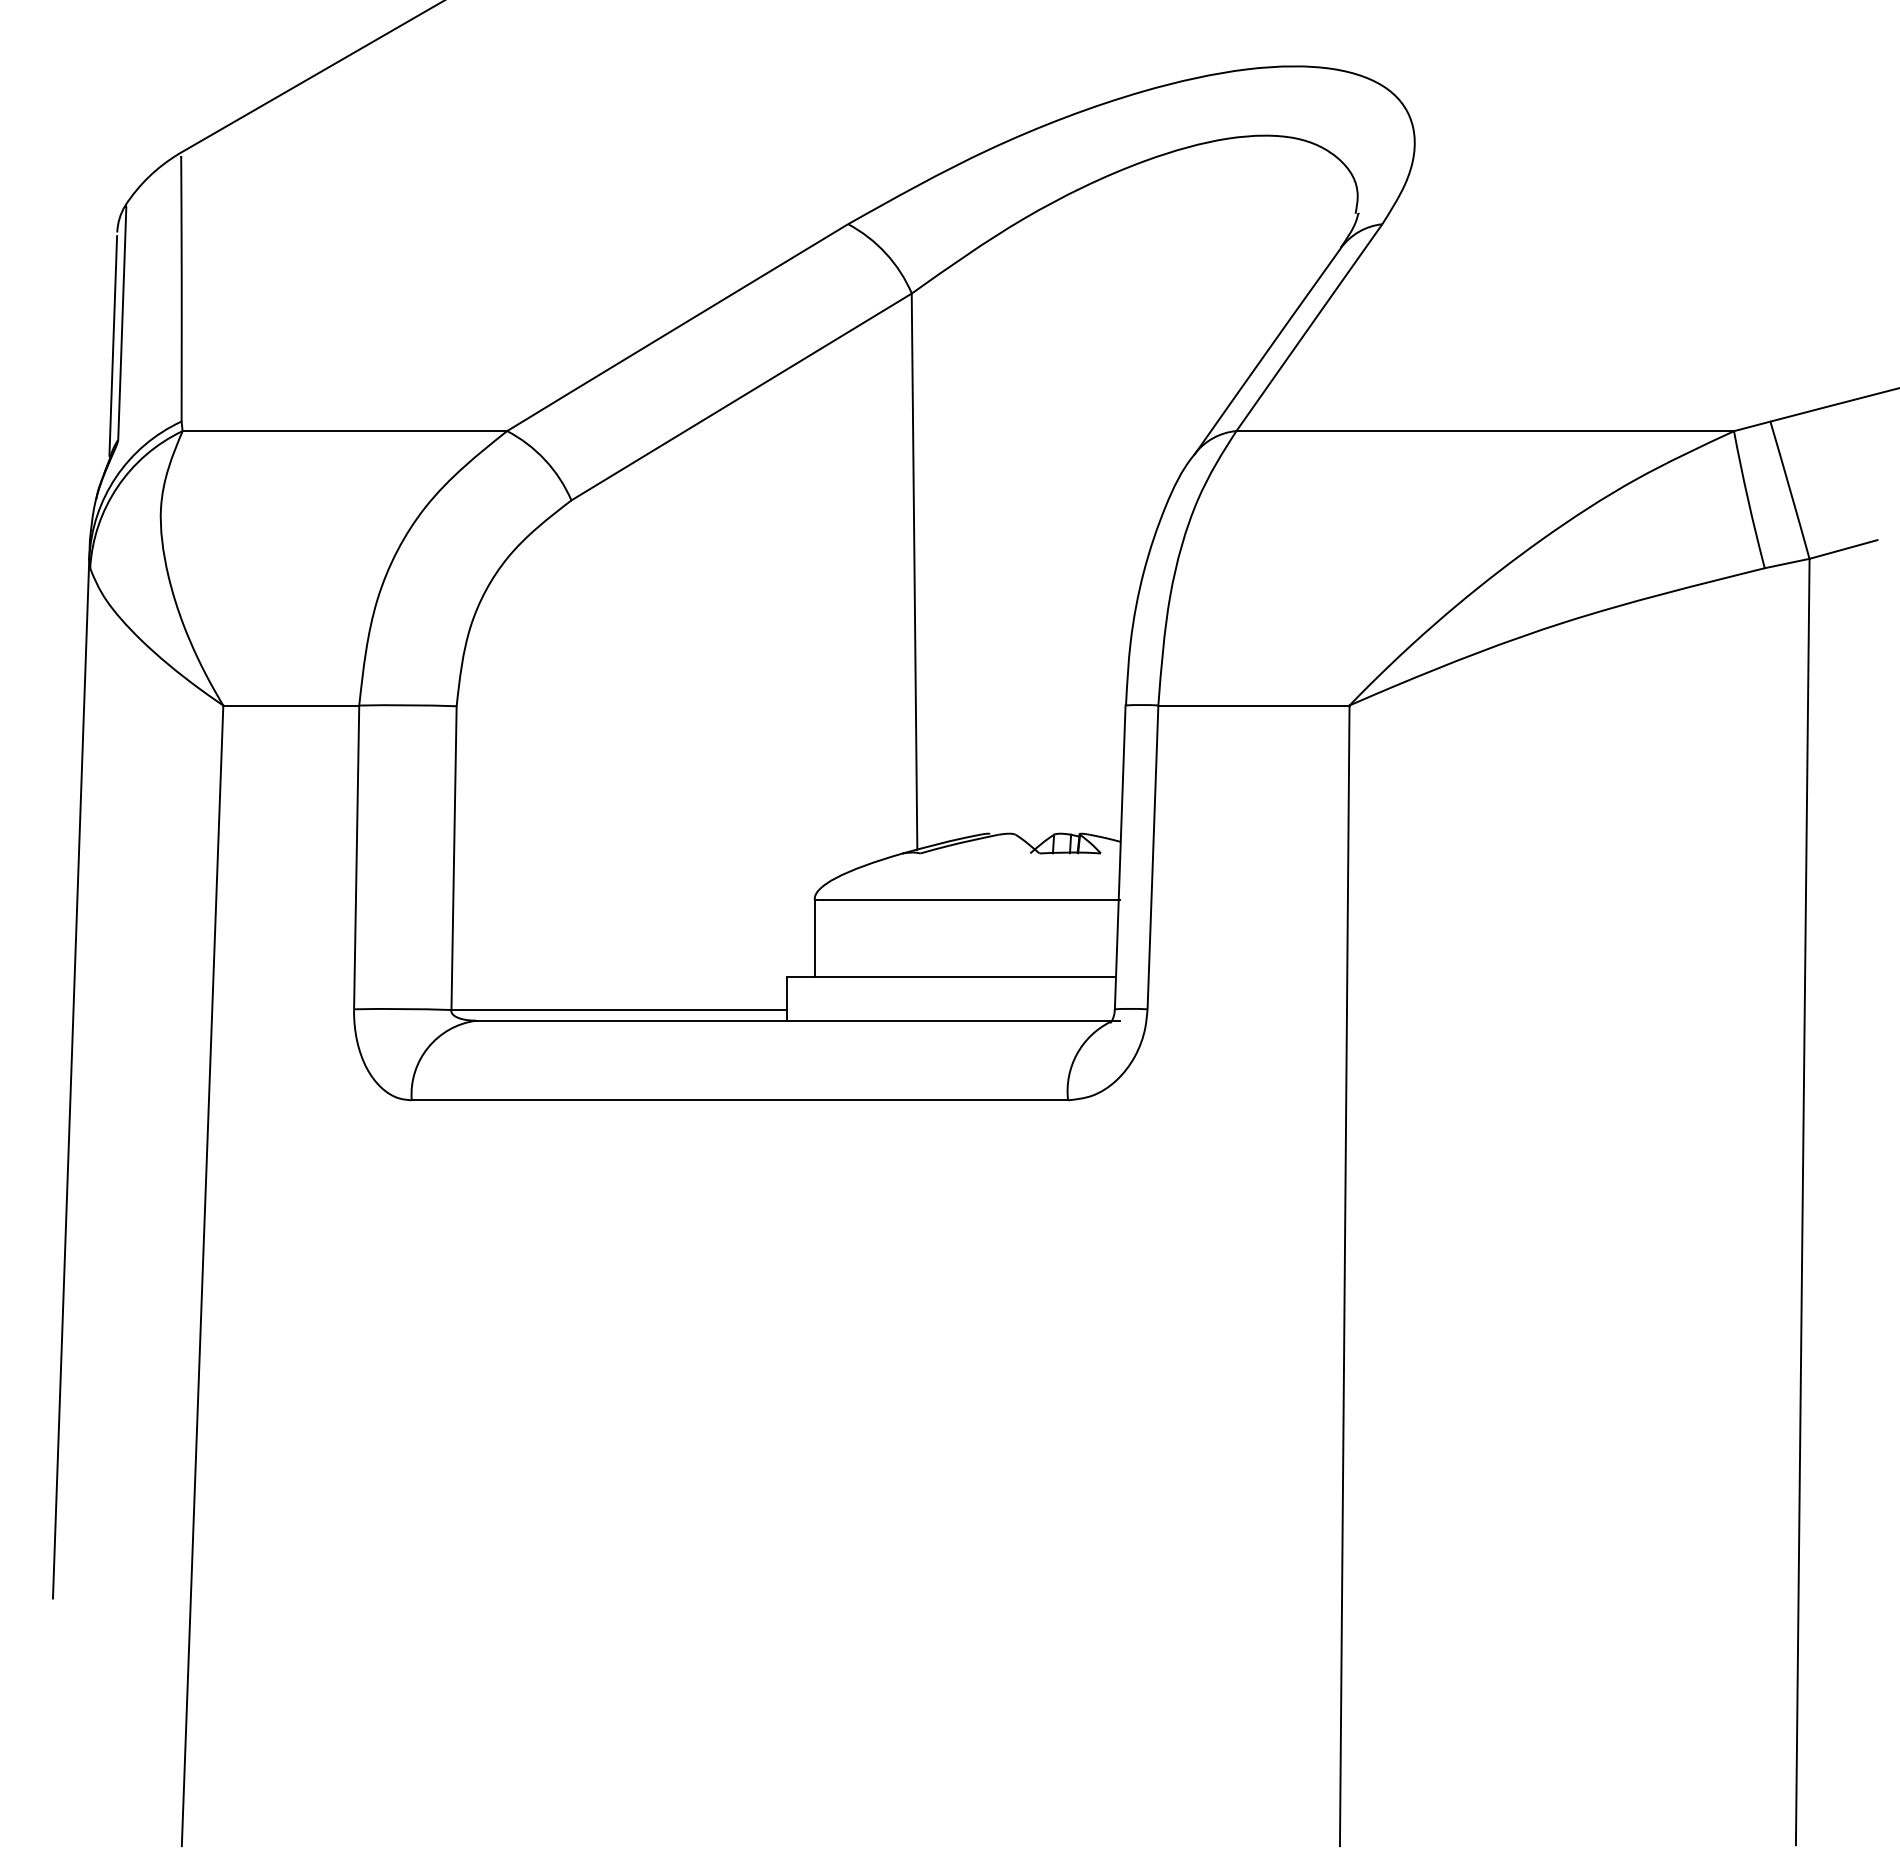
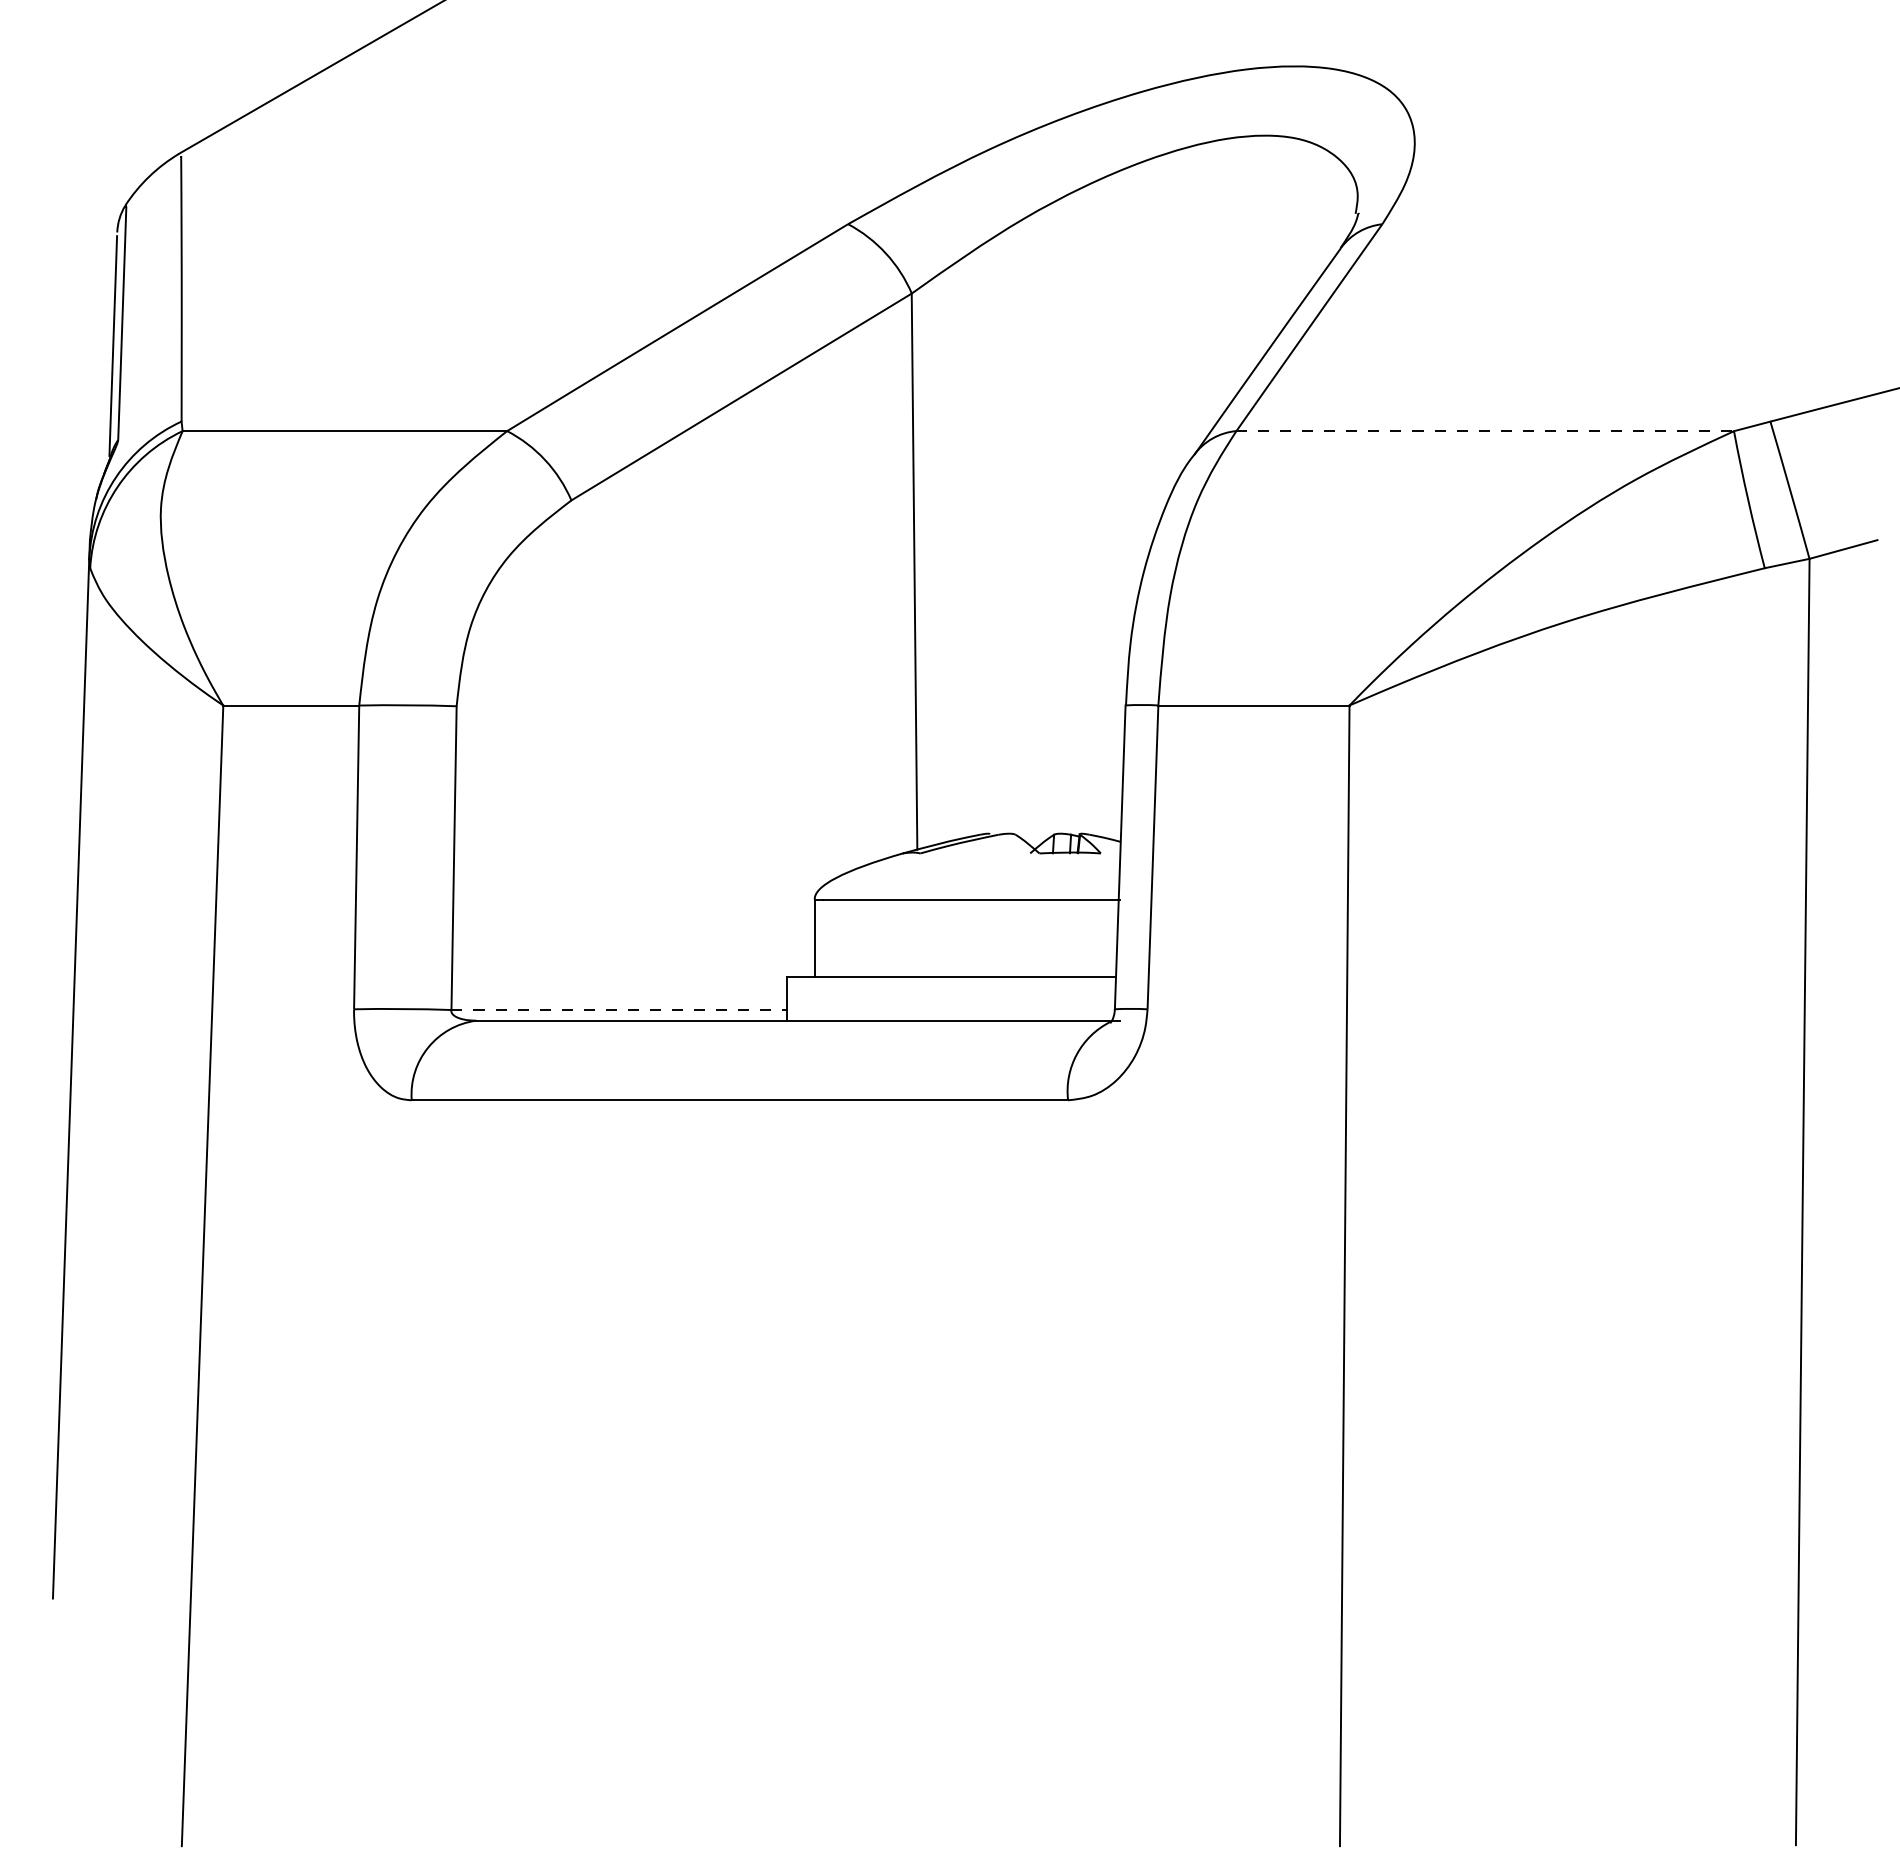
line: solid -> dashed (1485, 431)
line: solid -> dashed (619, 1009)
